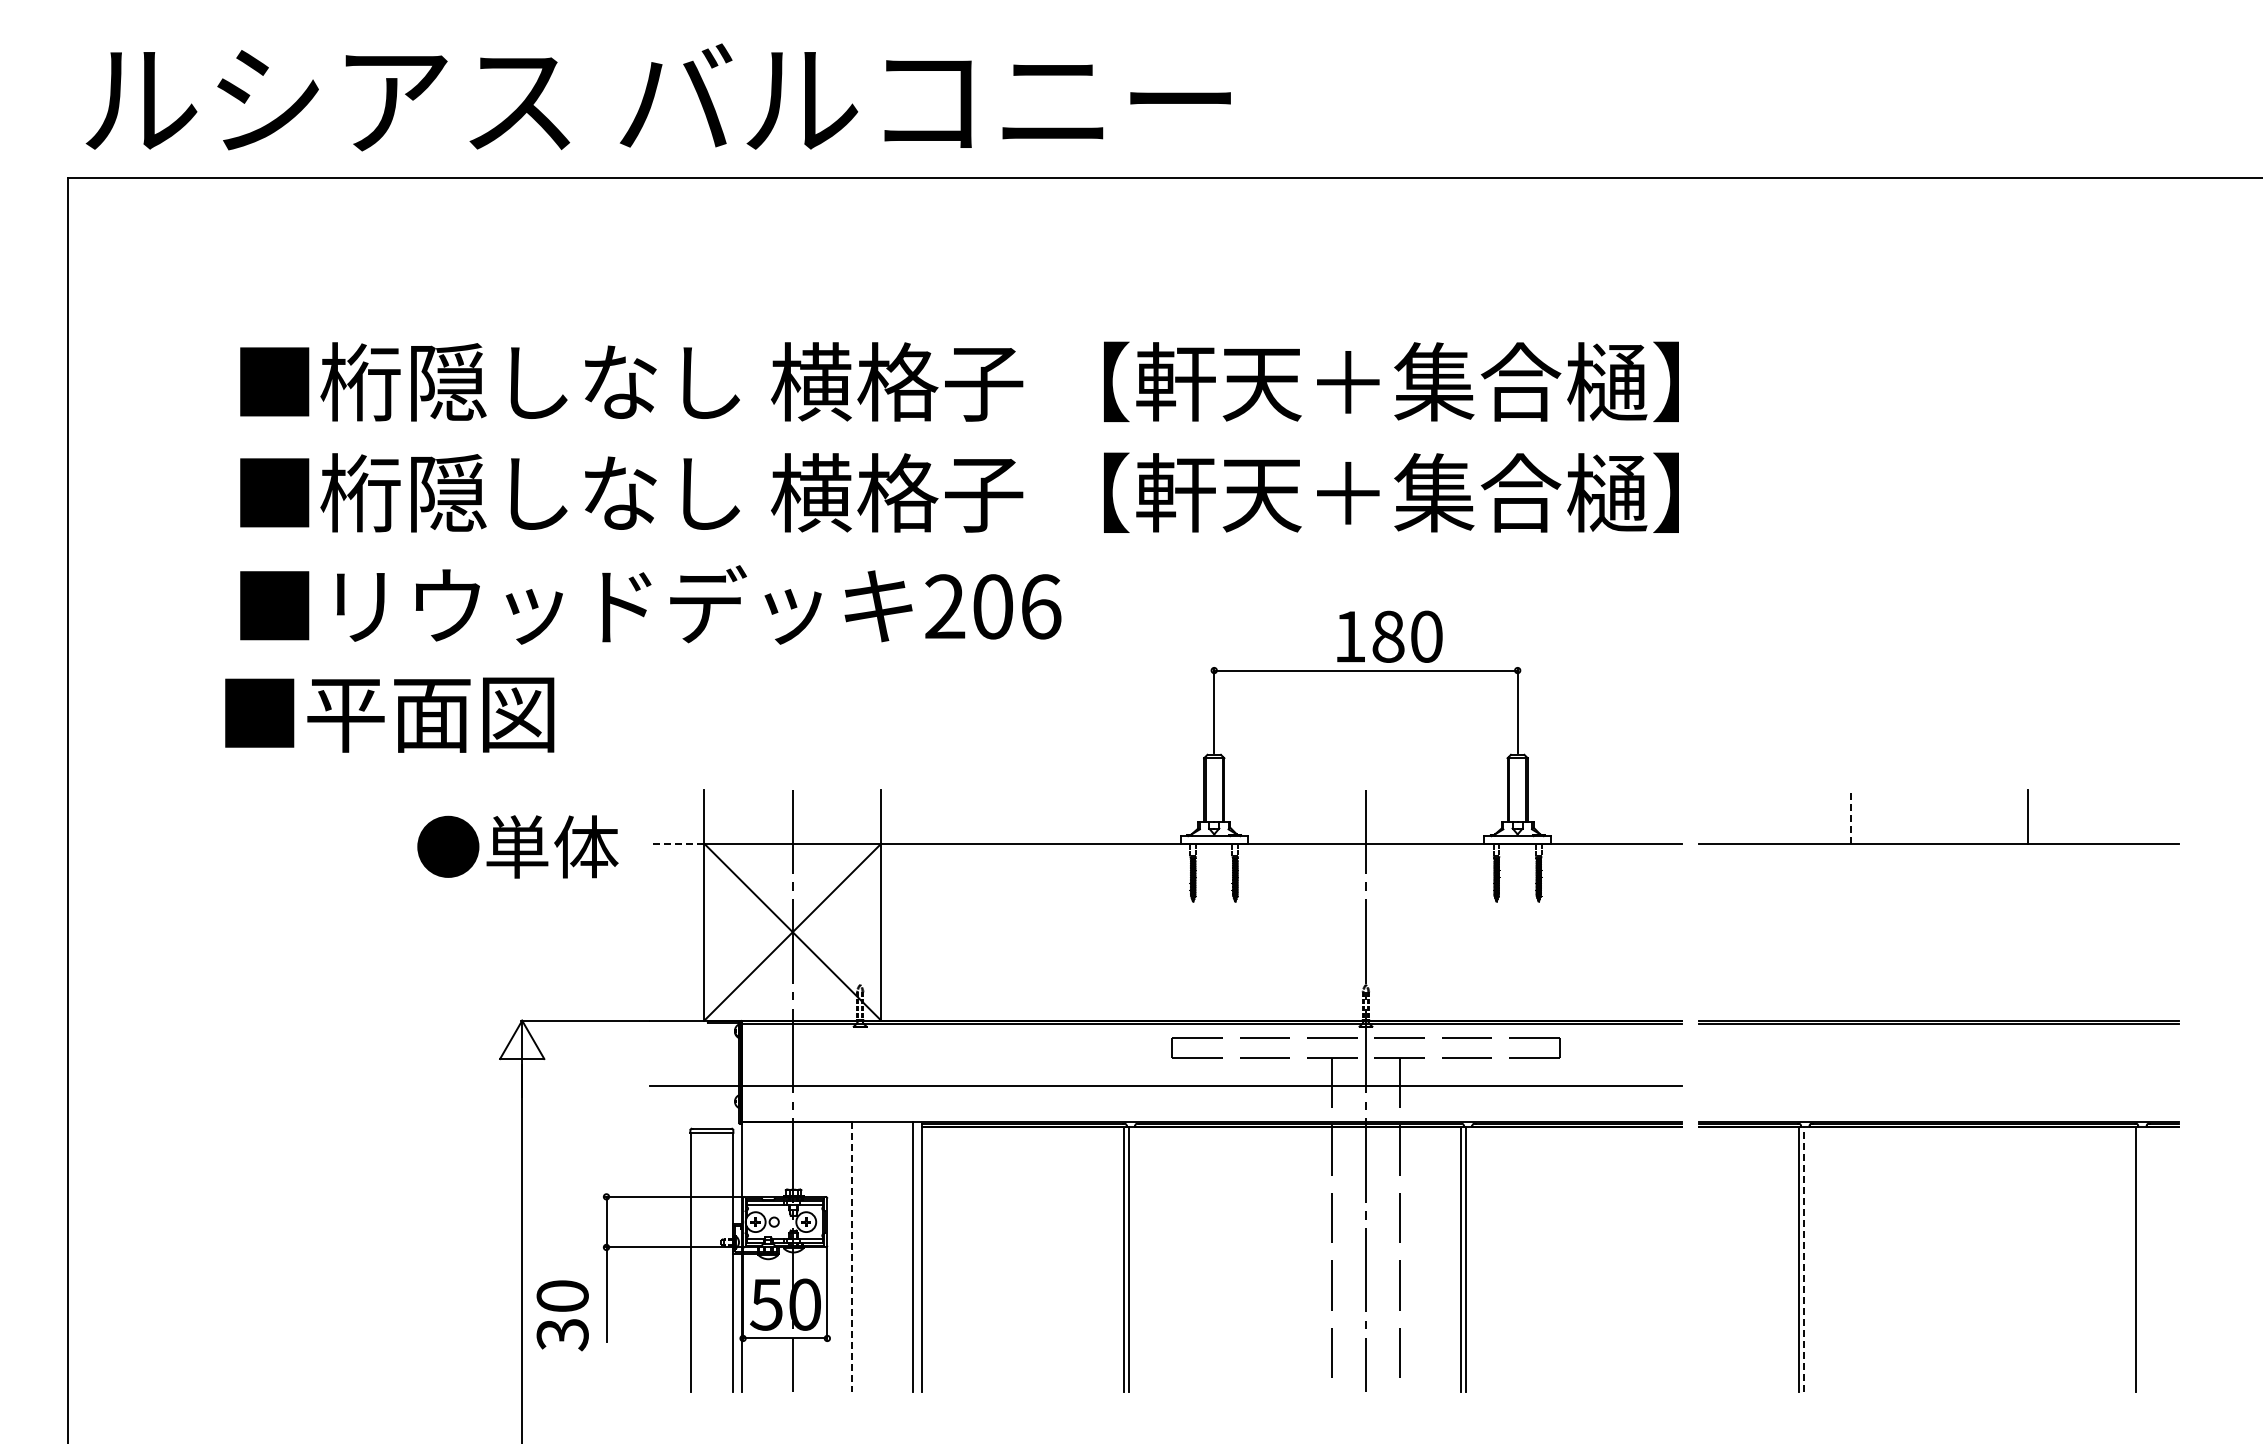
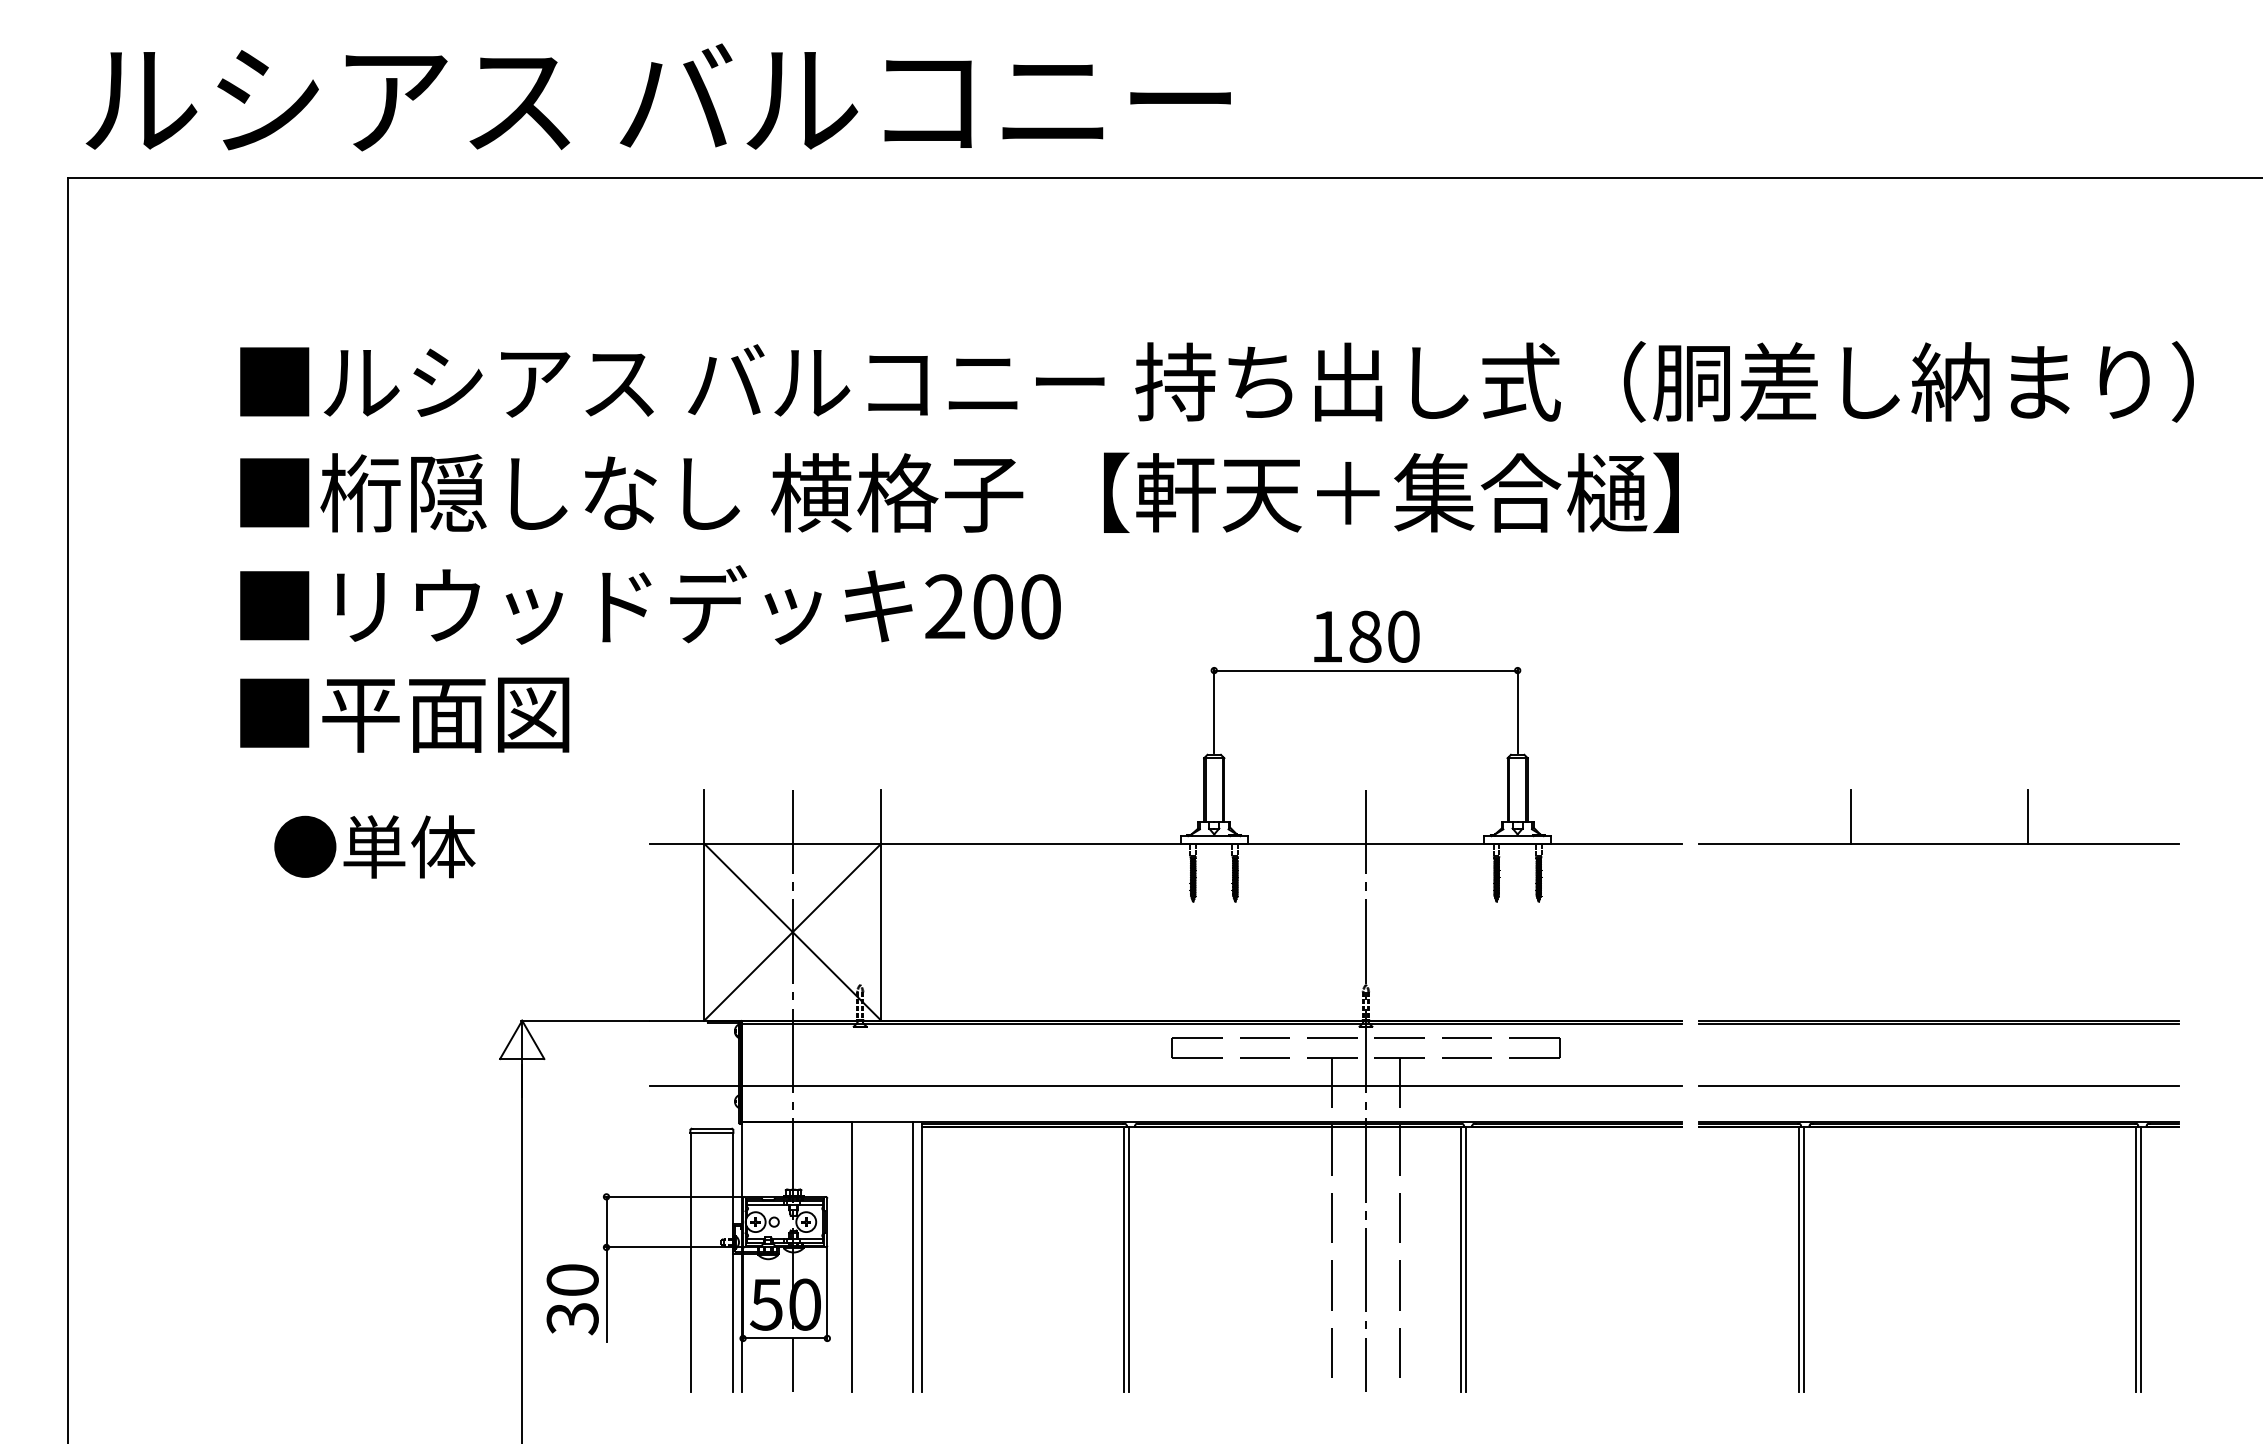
text: ■桁隠しなし 横格子 【軒天＋集合樋】 -> ■ルシアス バルコニー 持ち出し式（胴差し納まり） (1256, 381)
text: 206 -> 200 (1041, 606)
text position: (1389, 636) -> (1366, 636) (1366, 636)
text position: (389, 714) -> (404, 714) (404, 714)
line: dashed -> solid (1850, 816)
line: dashed -> solid (676, 843)
text position: (517, 846) -> (374, 846) (374, 846)
line: none -> present (1938, 1086)
line: dashed -> solid (851, 1257)
line: dashed -> solid (1803, 1259)
line: none -> present (2140, 1259)
text position: (562, 1315) -> (572, 1299) (572, 1299)
